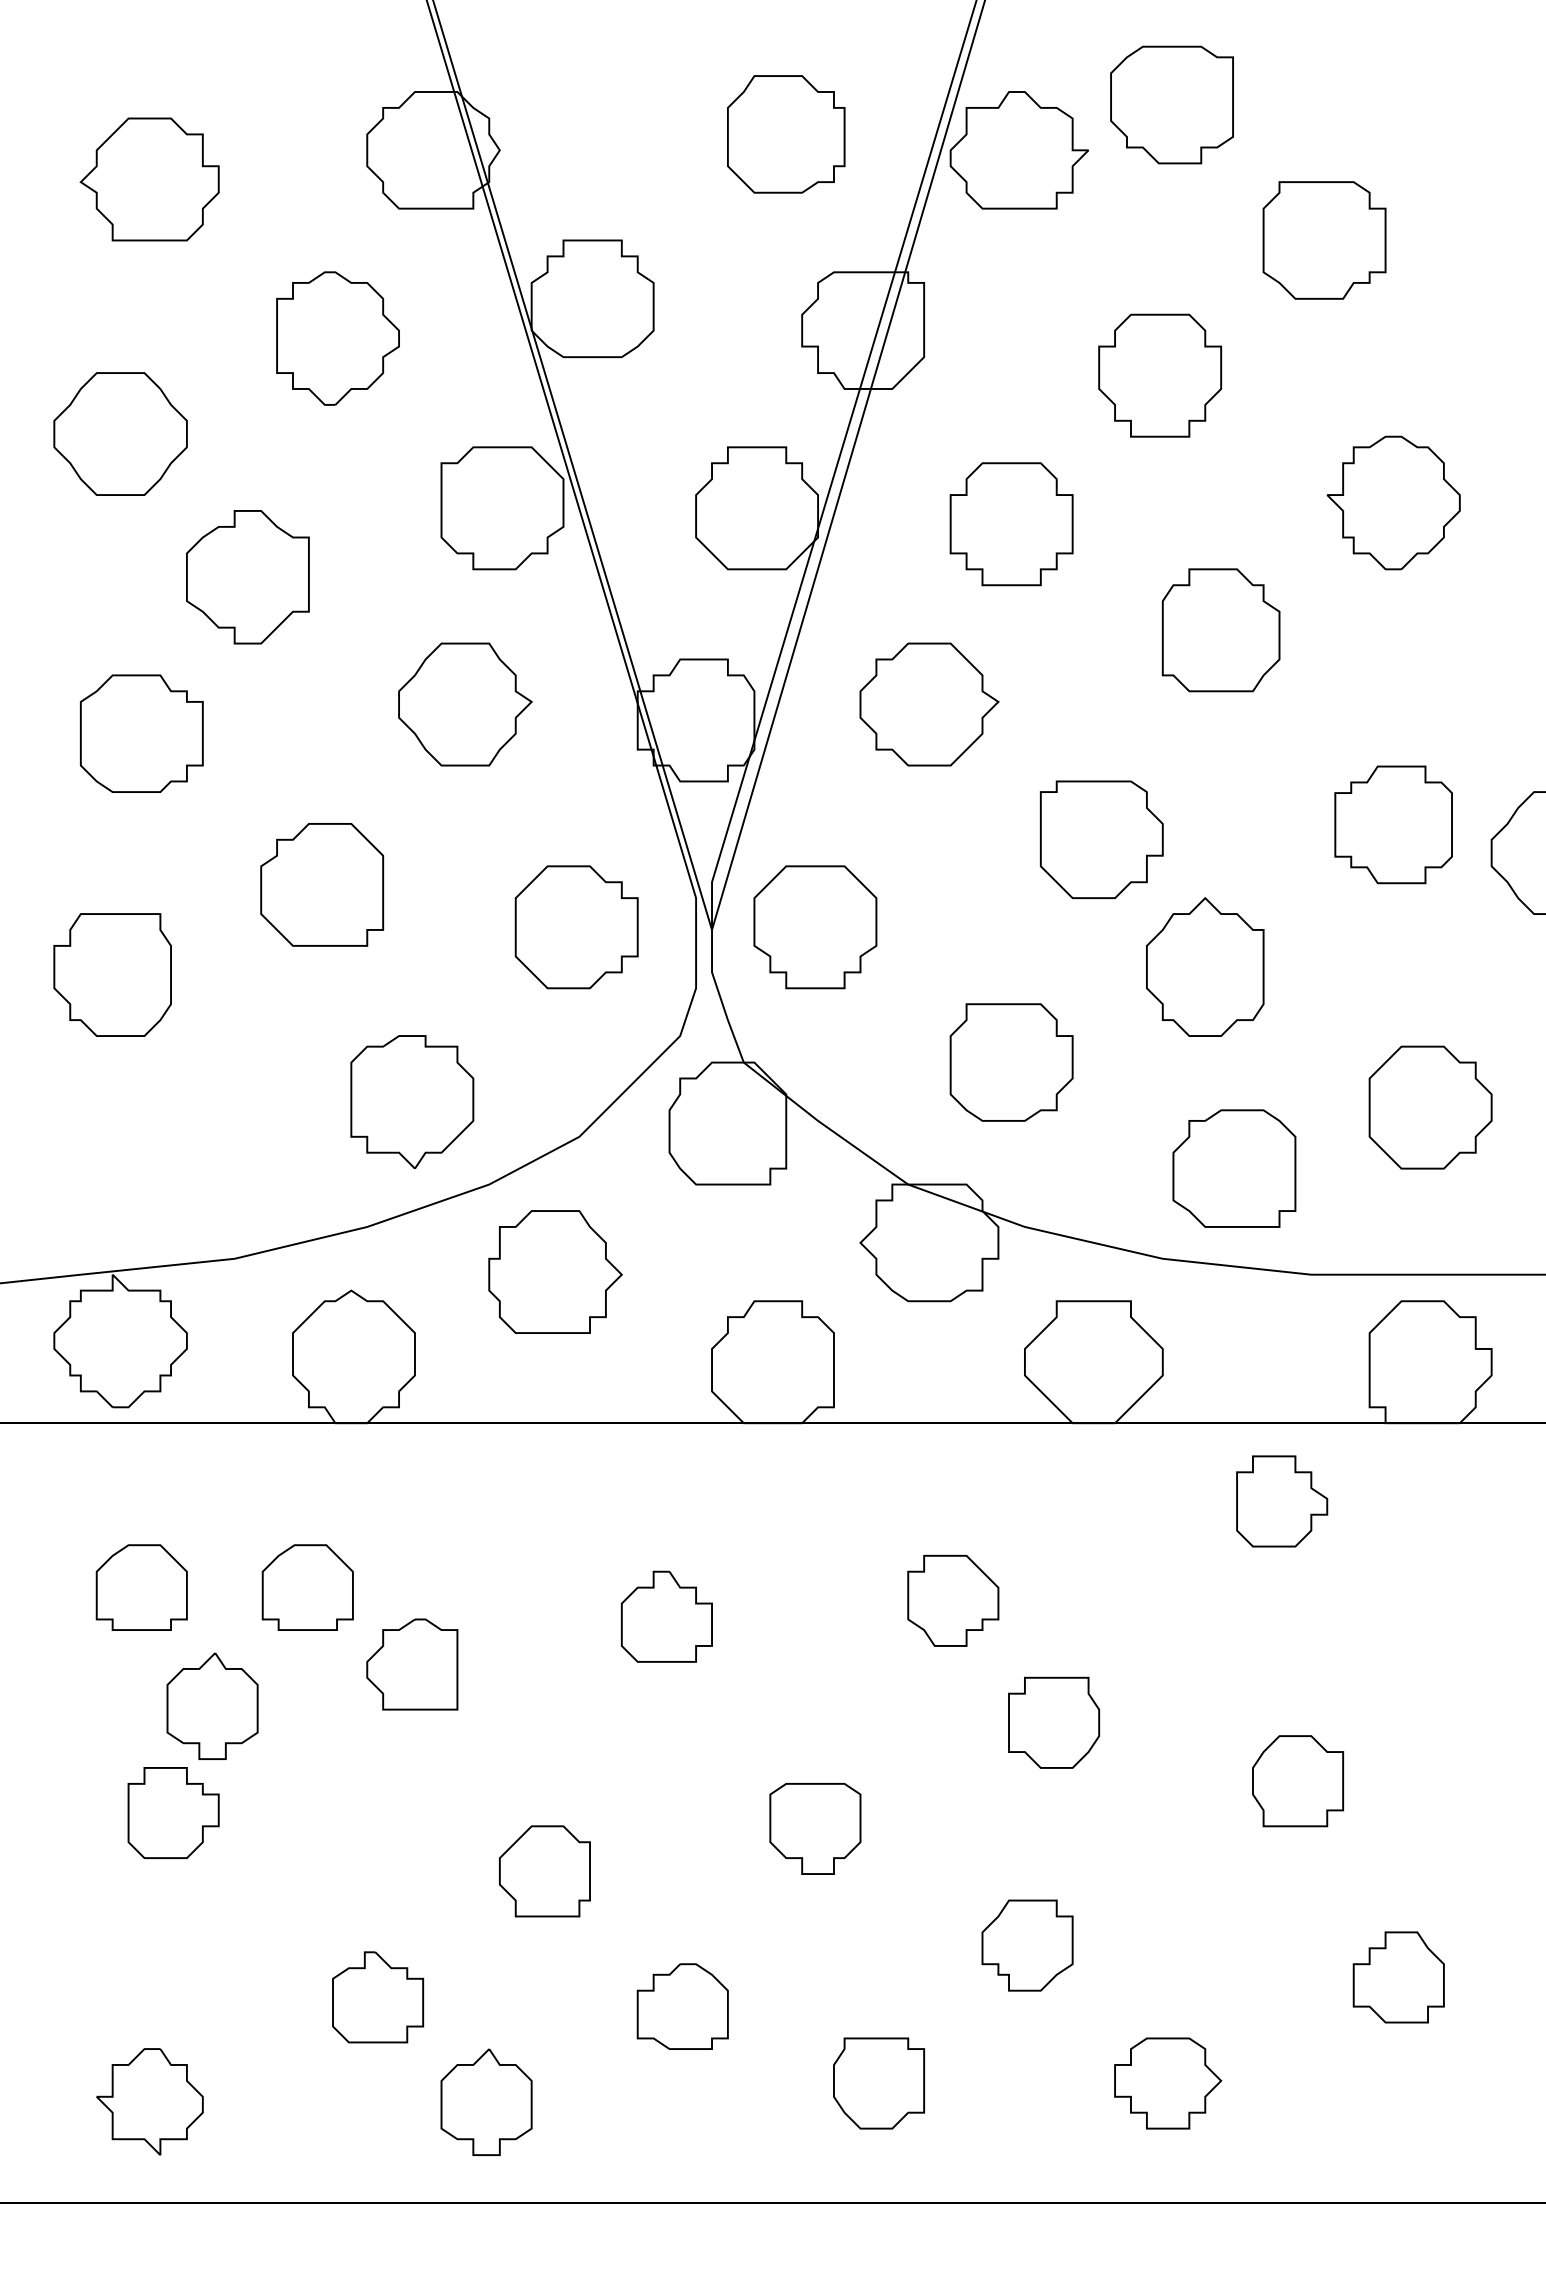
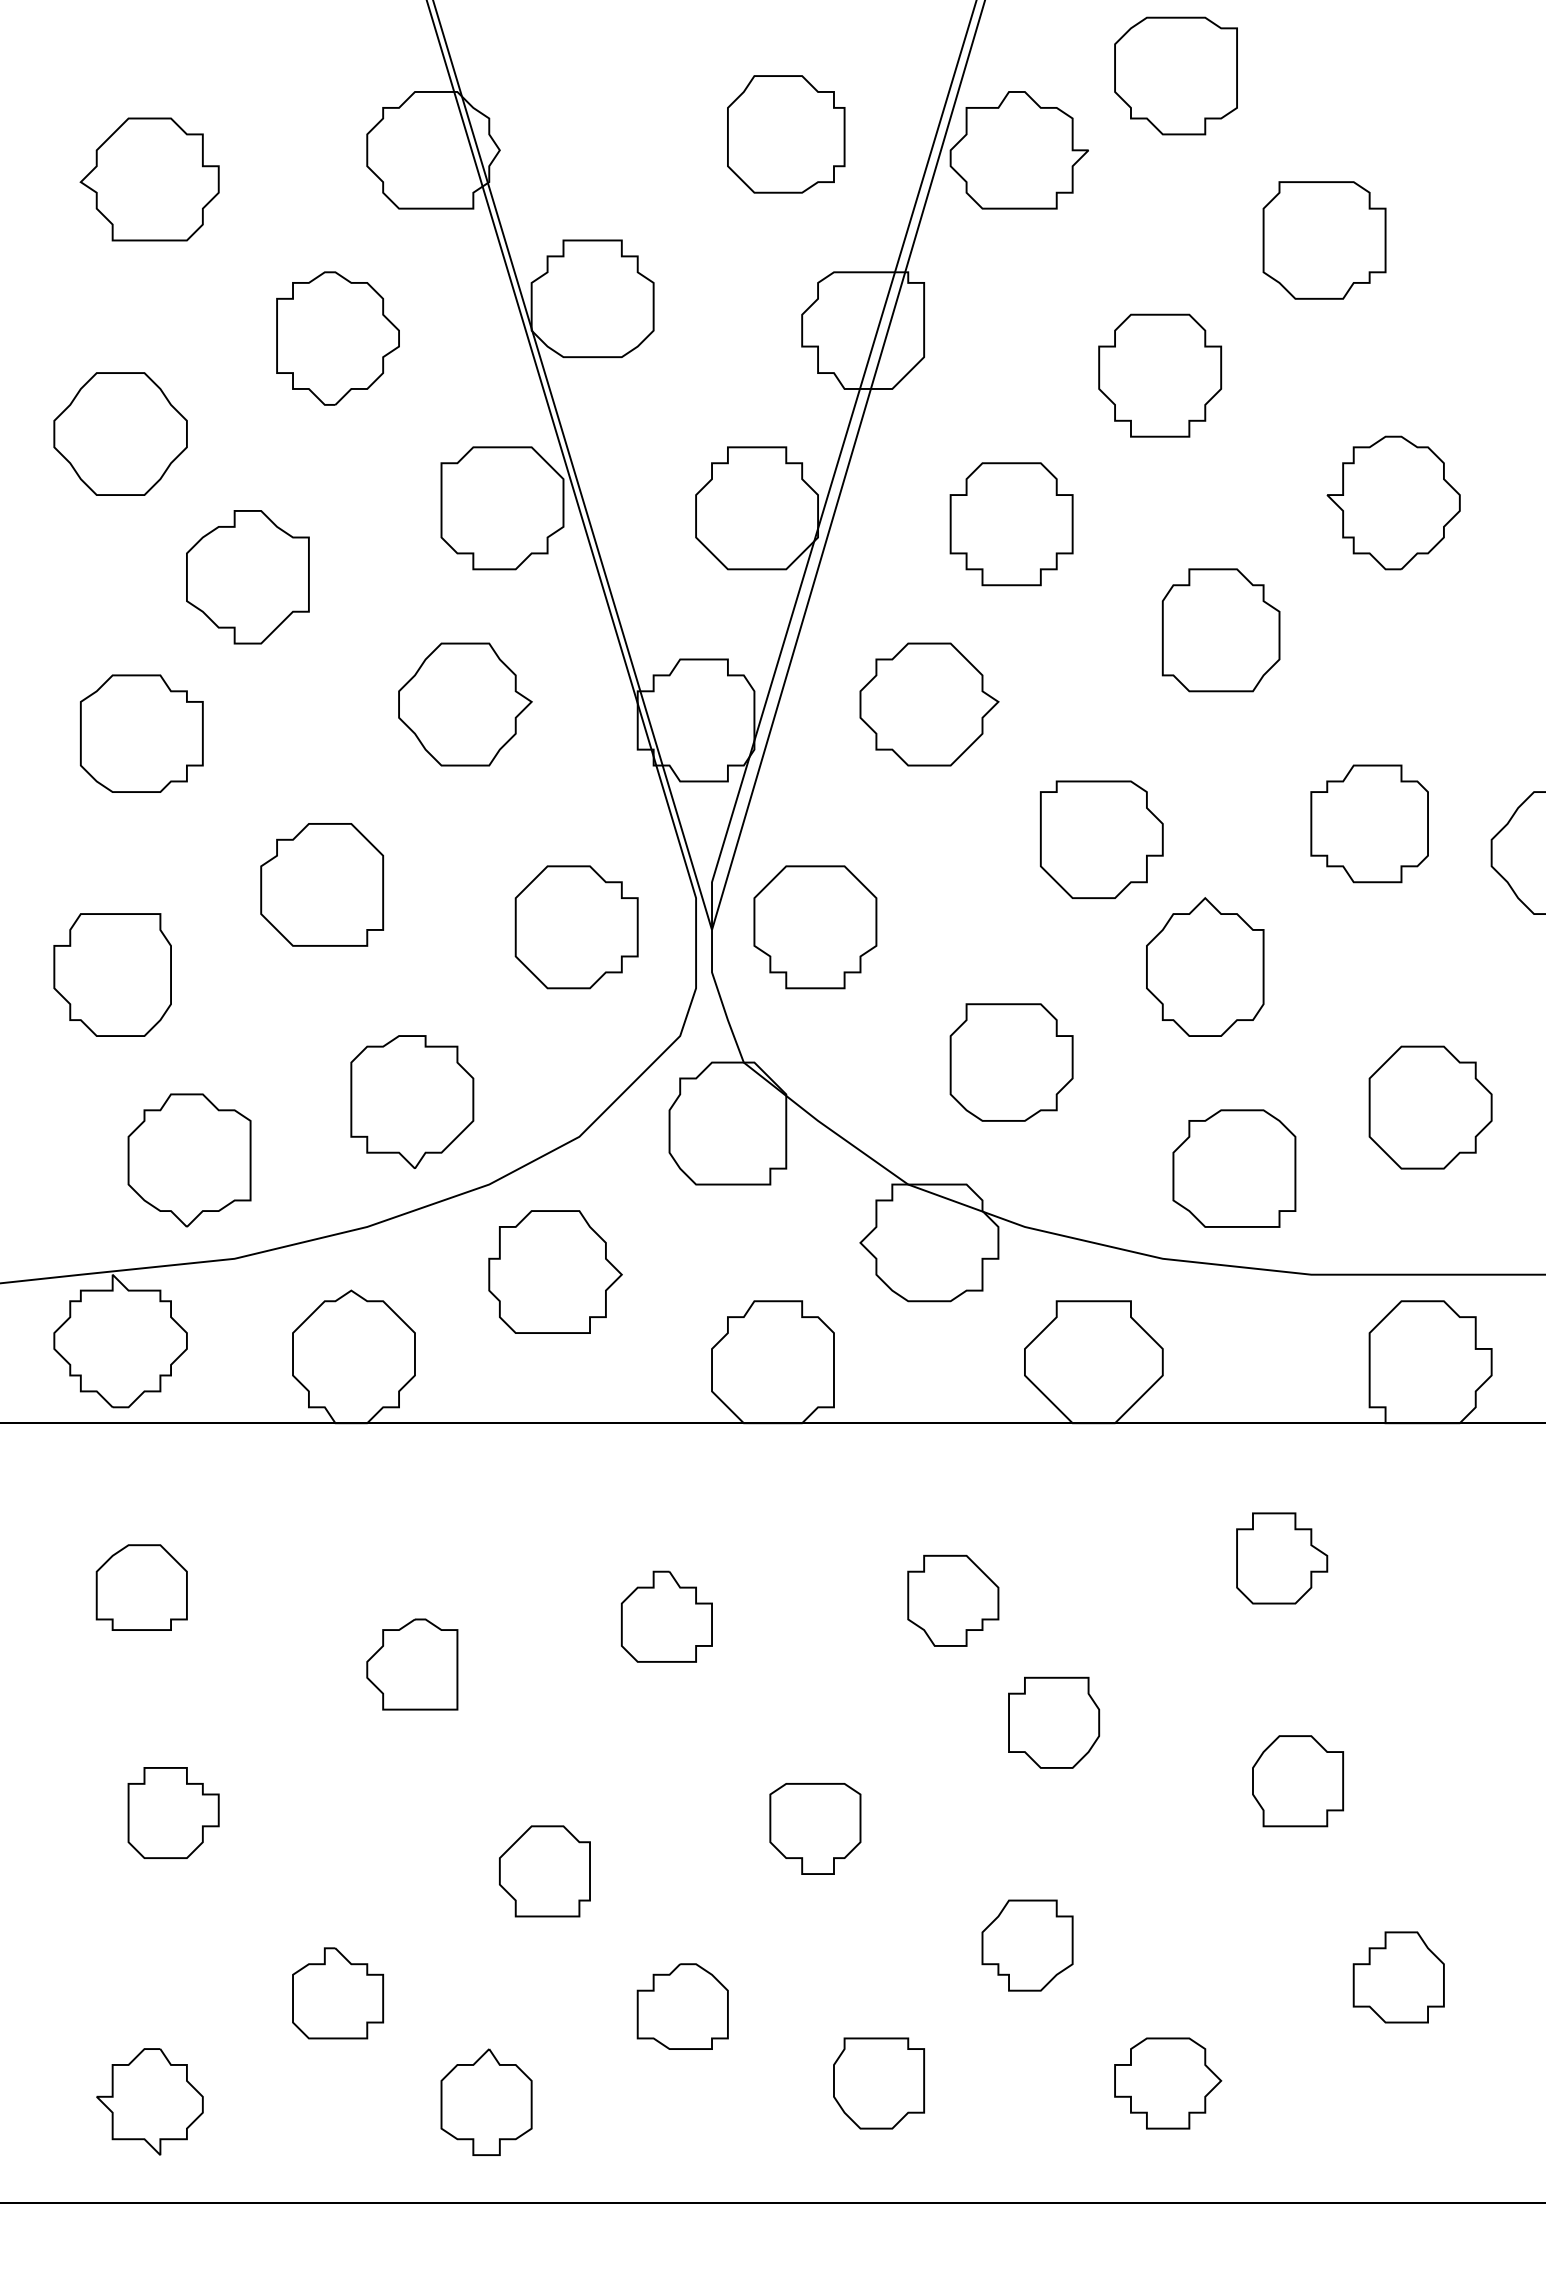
part position: (1171, 104) -> (1175, 75) (1175, 75)
part position: (1393, 824) -> (1369, 823) (1369, 823)
part: none -> present (189, 1160)
part position: (1282, 1501) -> (1282, 1558) (1282, 1558)
part: present -> none (307, 1587)
part: present -> none (212, 1705)
part position: (378, 1997) -> (338, 1993) (338, 1993)
